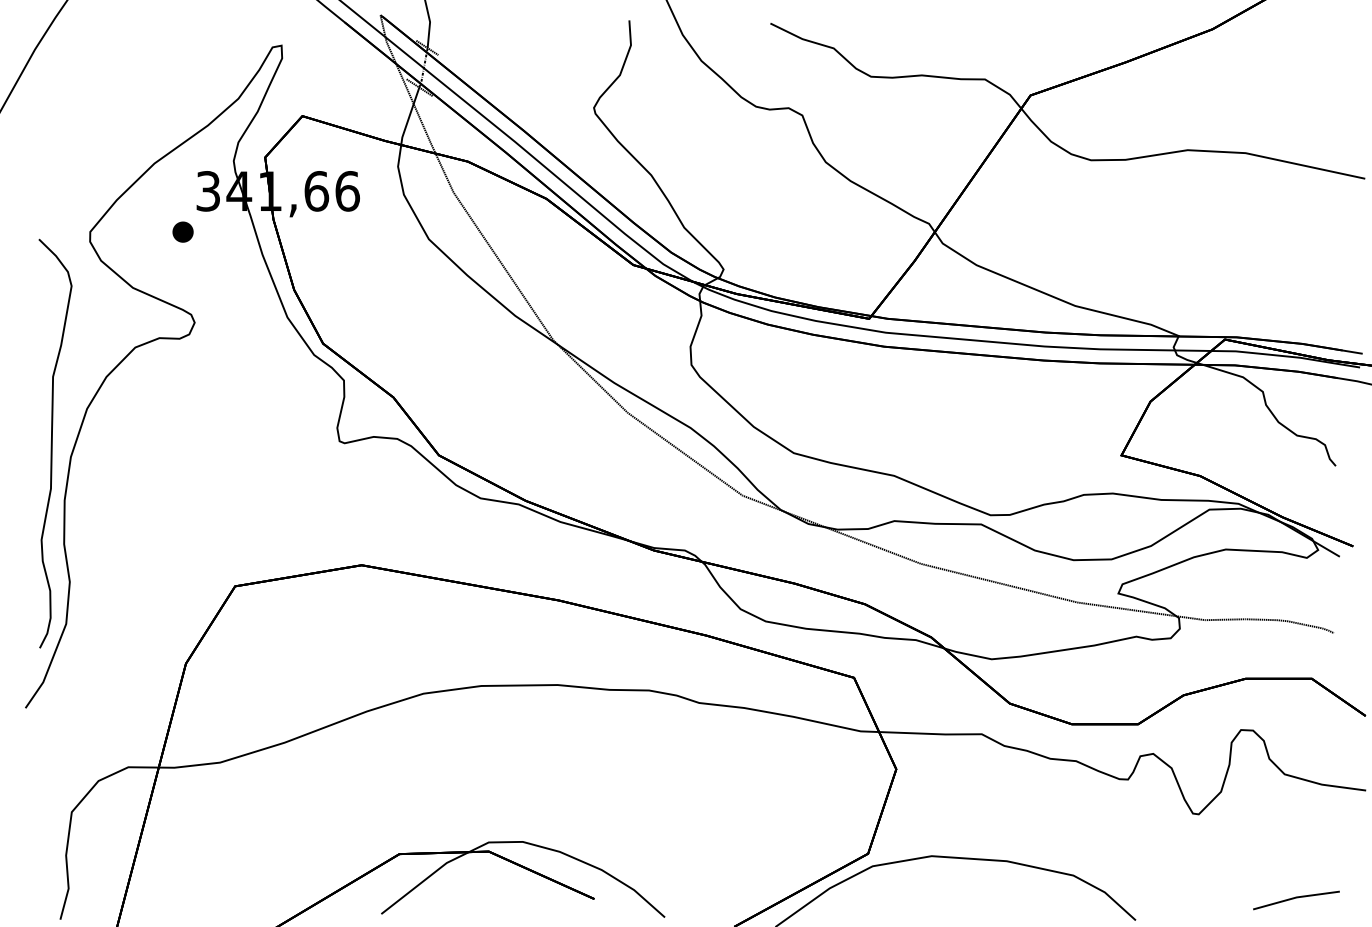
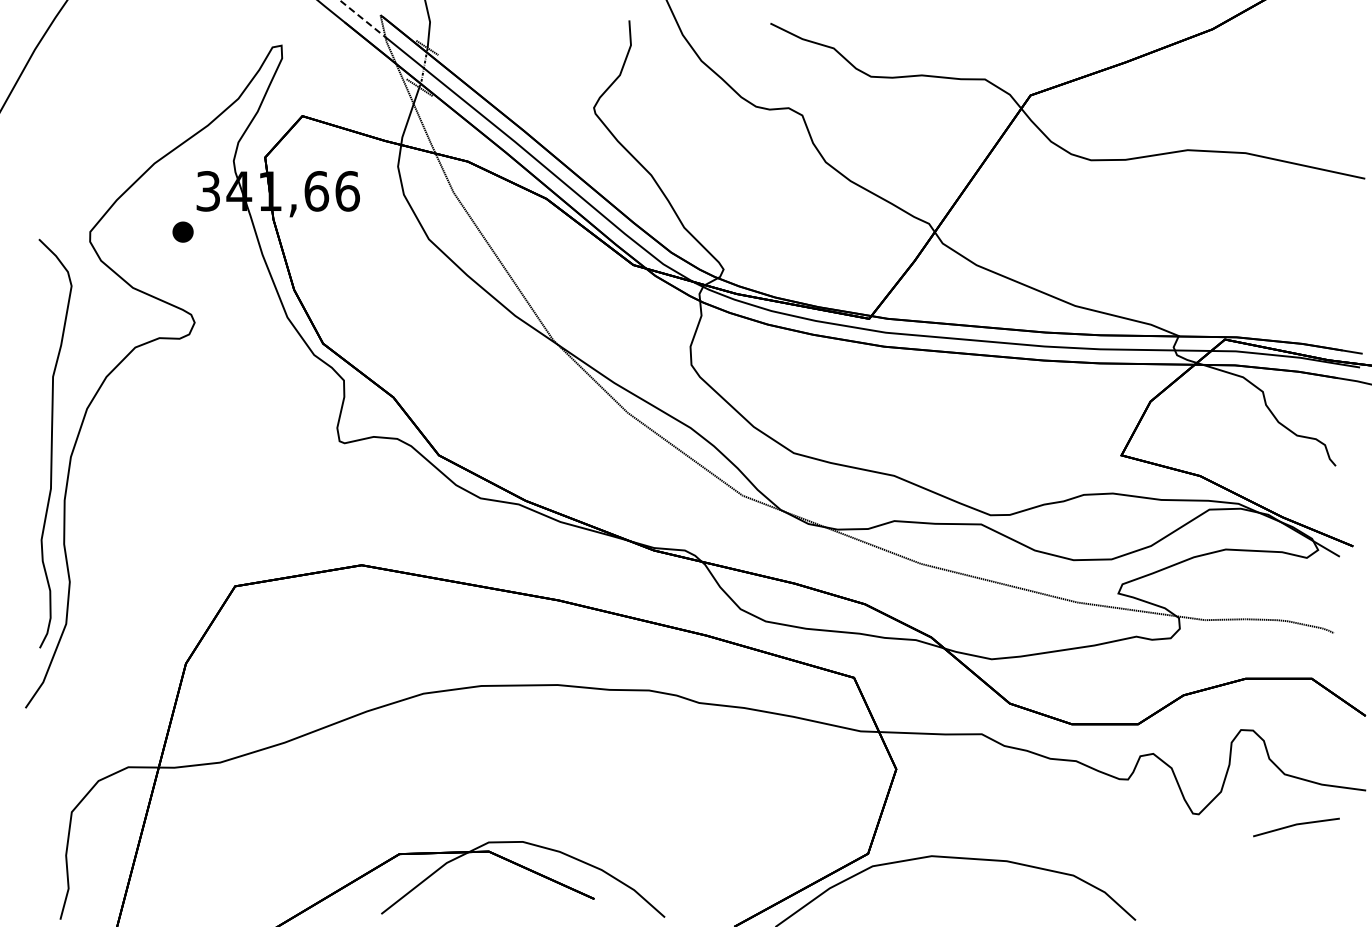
line: solid -> dashed (363, 19)
line position: (1296, 898) -> (1296, 825) (1296, 825)
